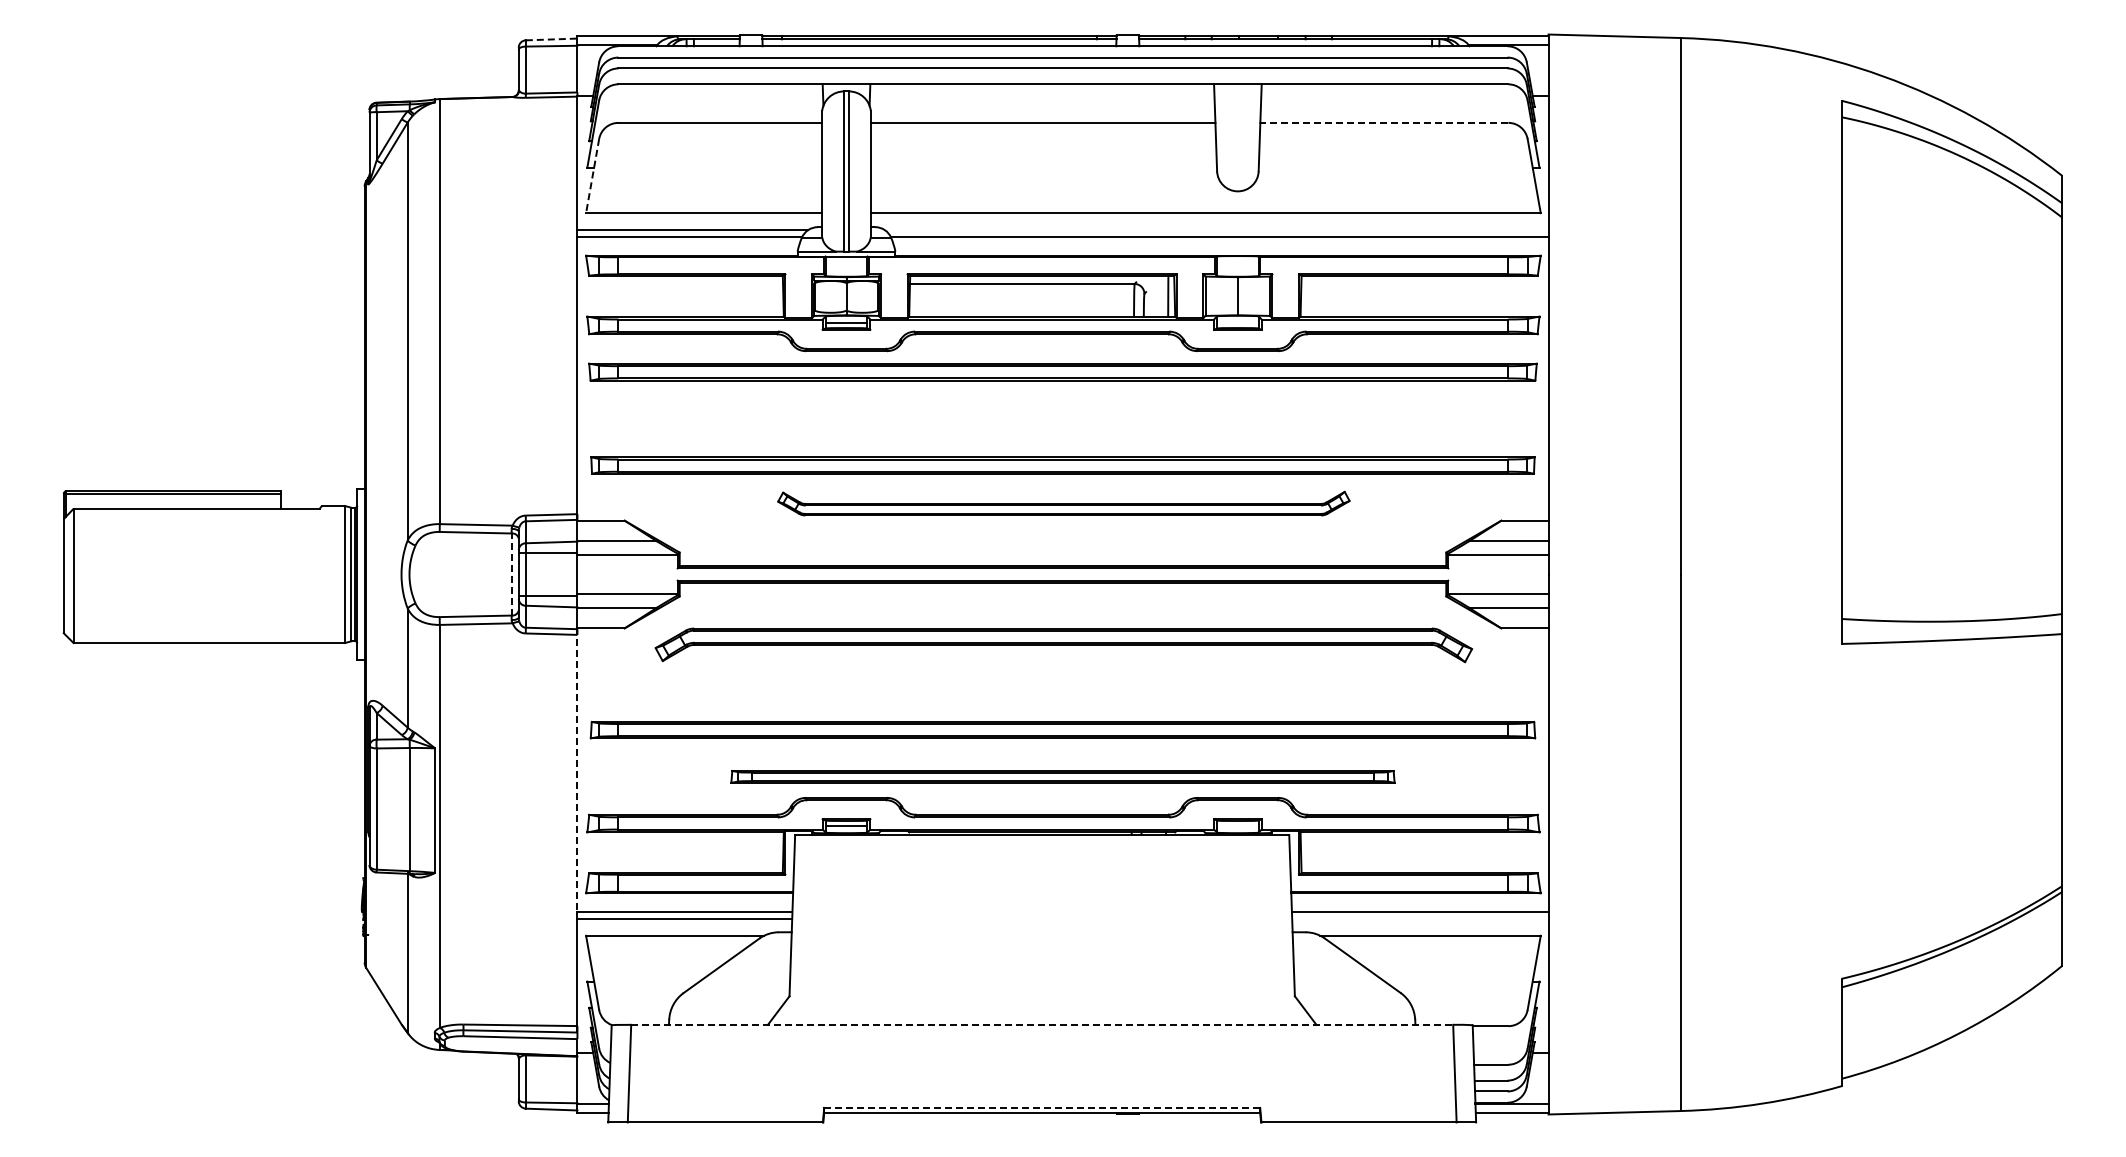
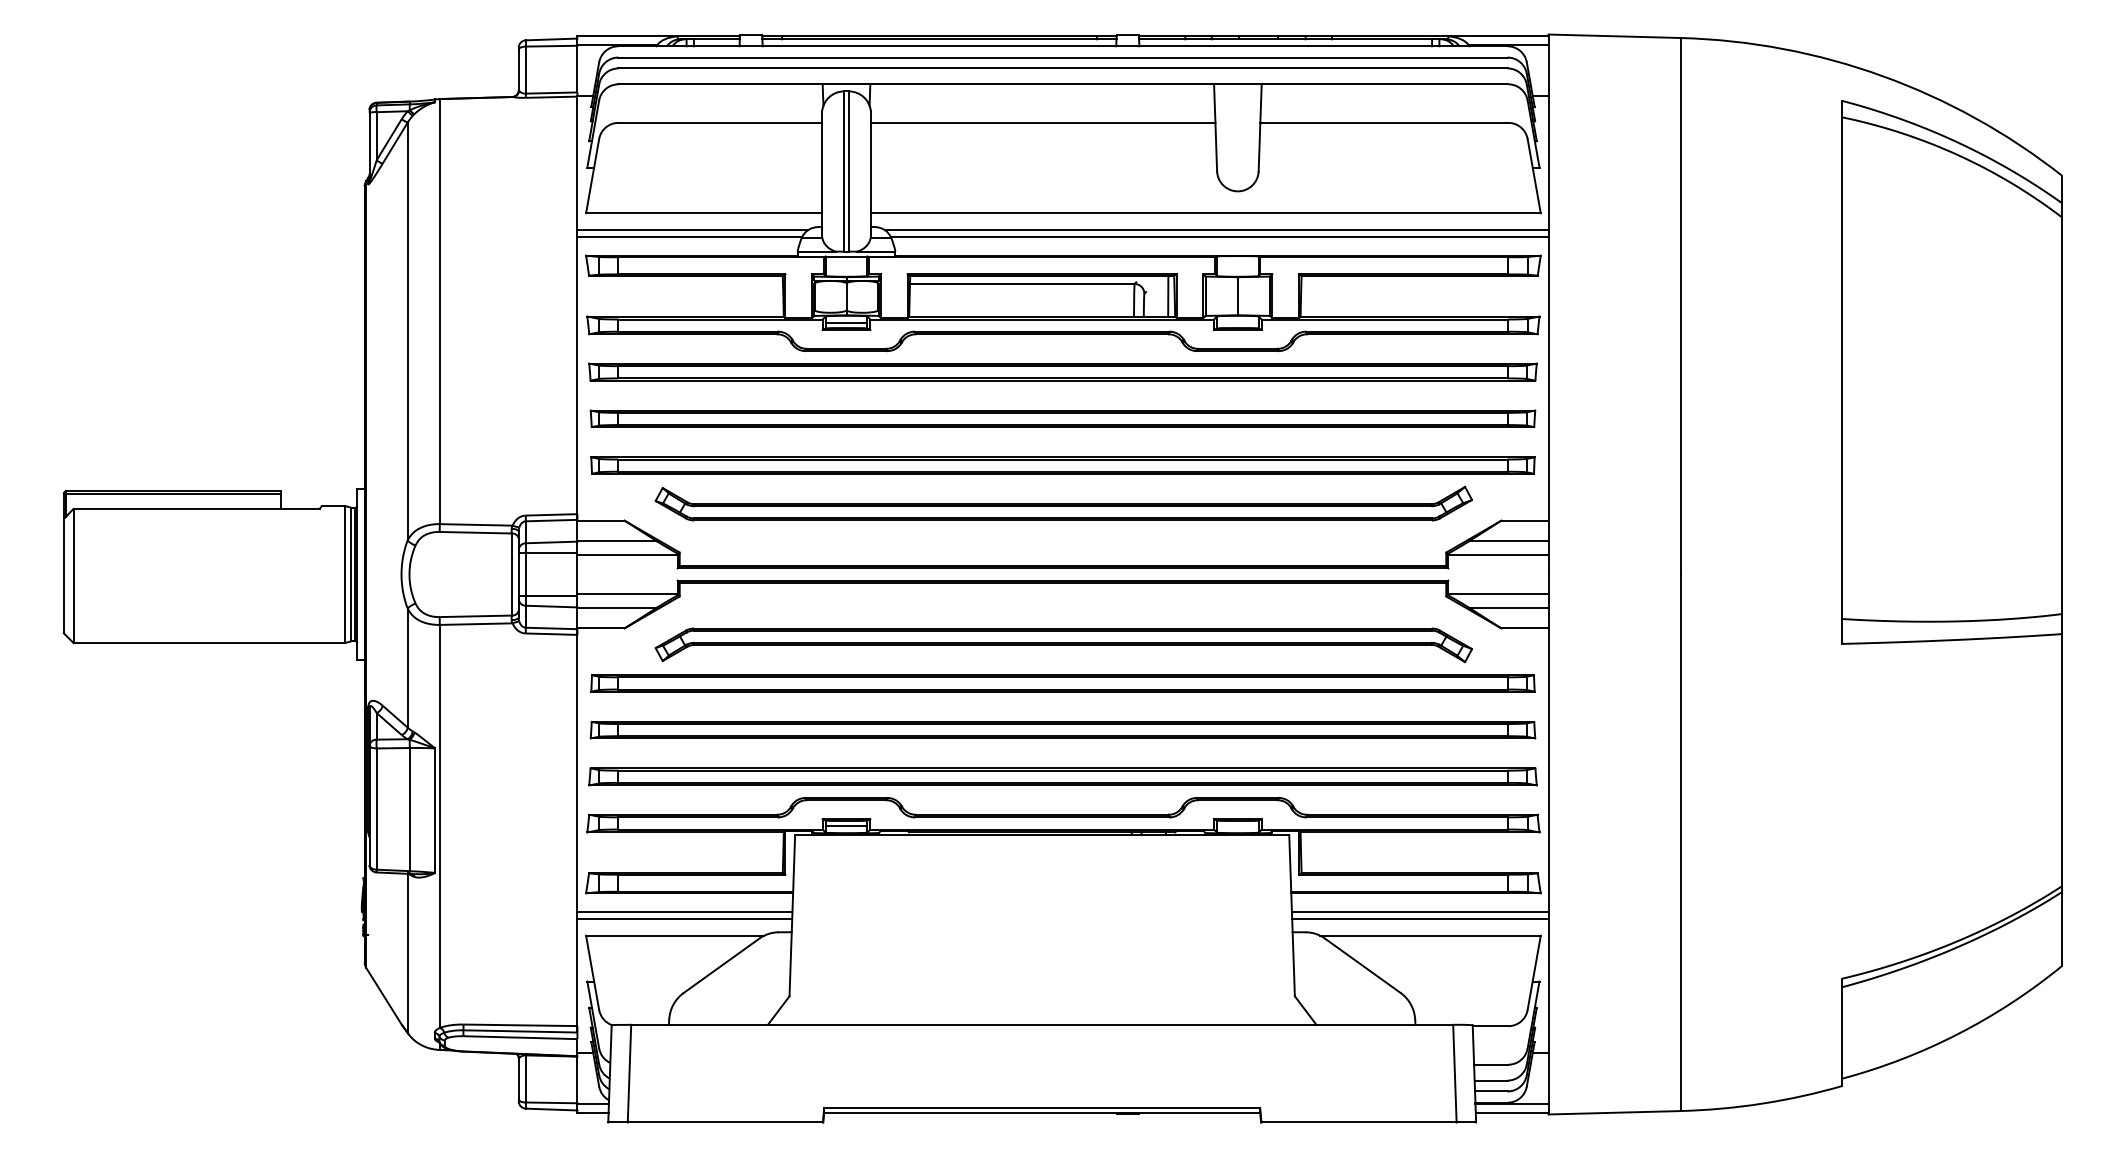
line: dashed -> solid (551, 39)
line: dashed -> solid (1383, 122)
line: dashed -> solid (592, 176)
line: none -> present (1216, 230)
part: none -> present (1062, 418)
part size: 574x27 px -> 820x37 px (1063, 503)
line: dashed -> solid (511, 574)
part: none -> present (1062, 683)
line: dashed -> solid (577, 770)
part size: 666x14 px -> 950x20 px (1062, 776)
line: none -> present (1420, 918)
line: dashed -> solid (1042, 1024)
line: dashed -> solid (1042, 1107)
